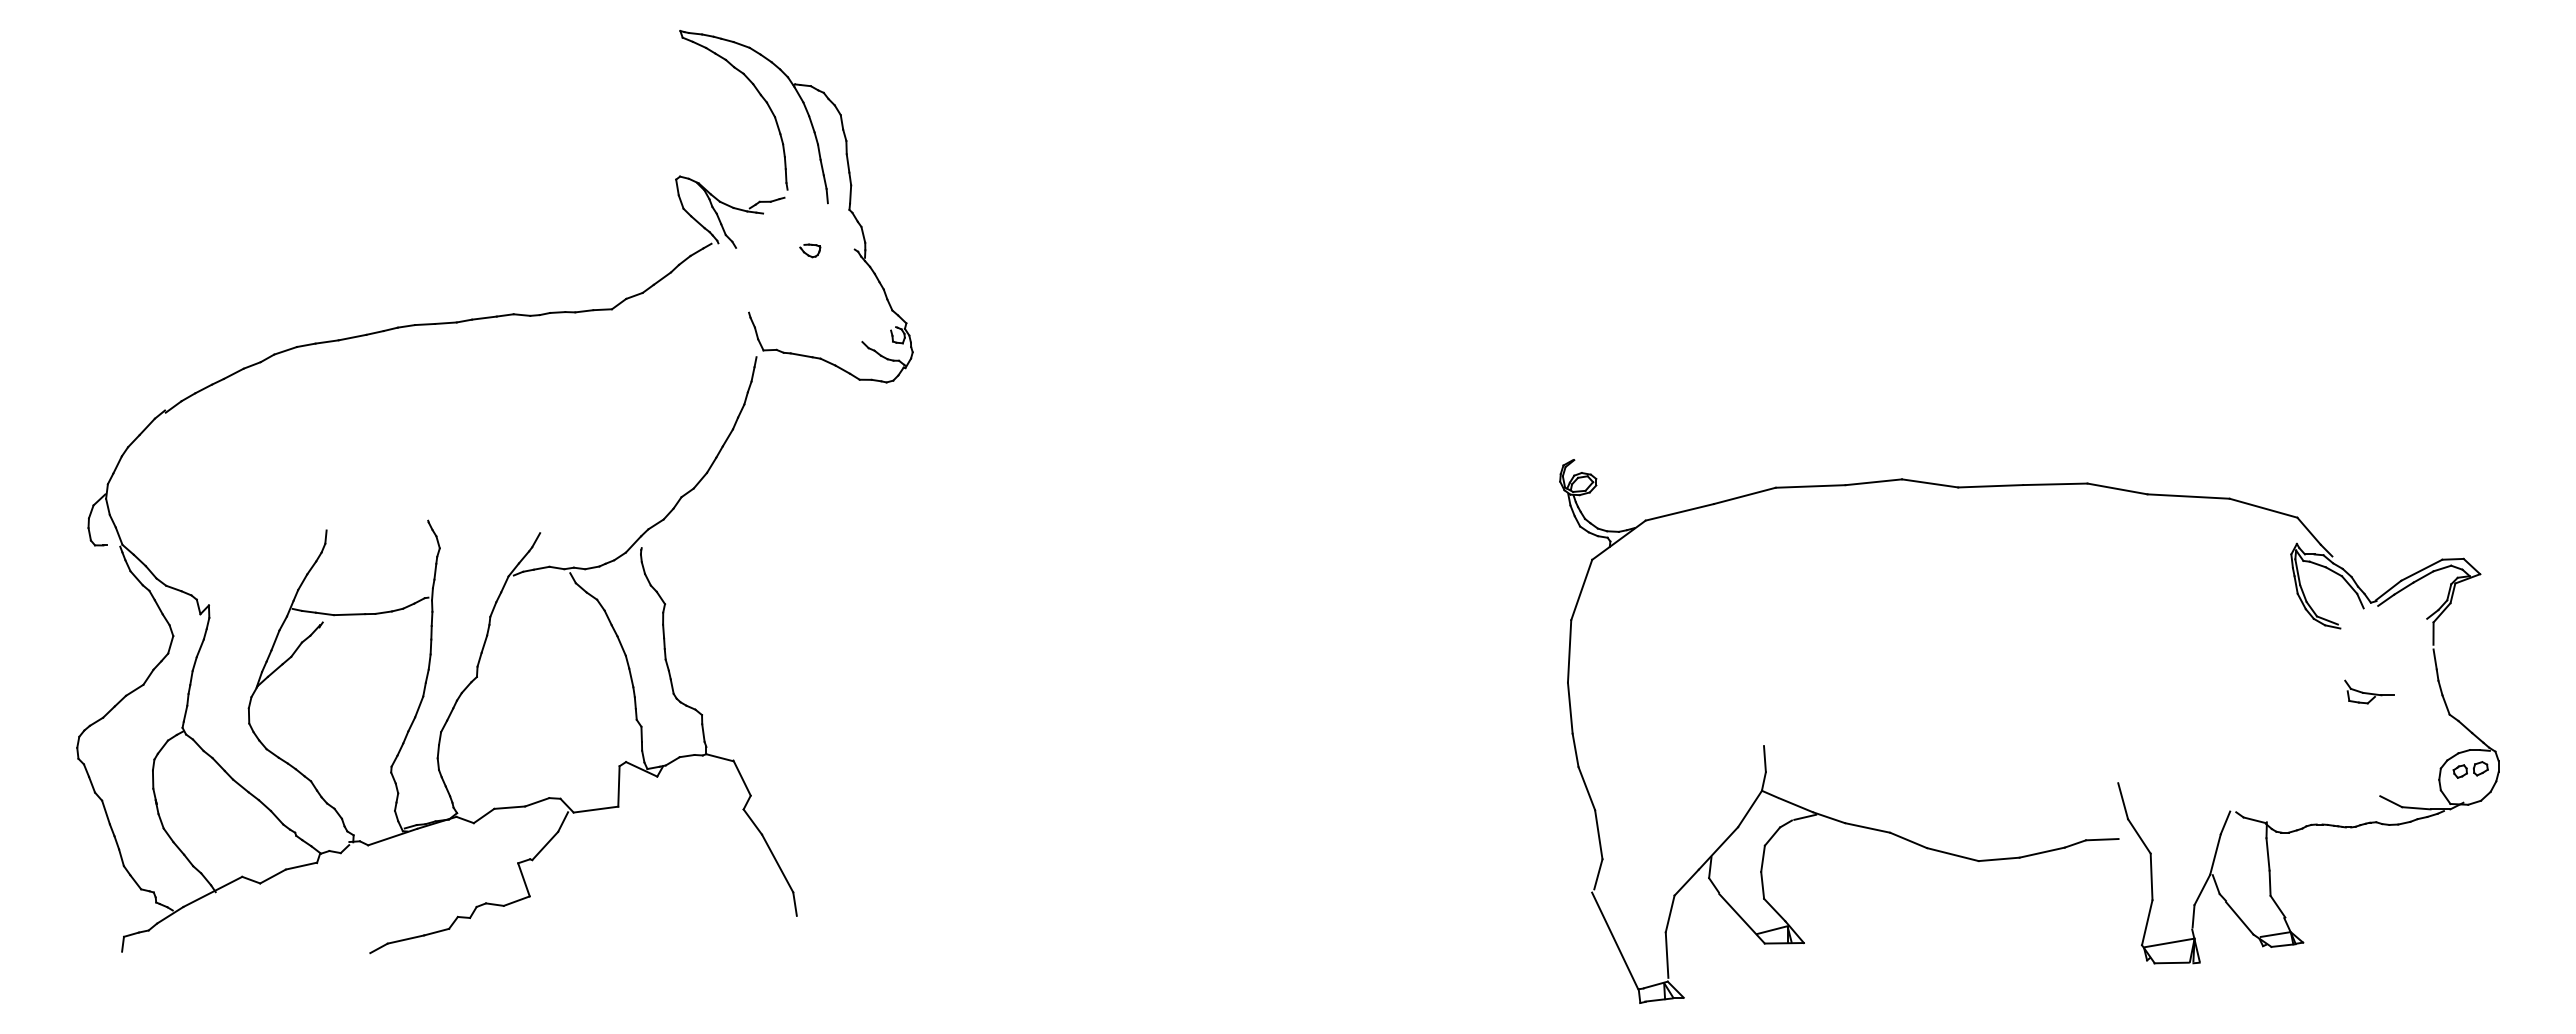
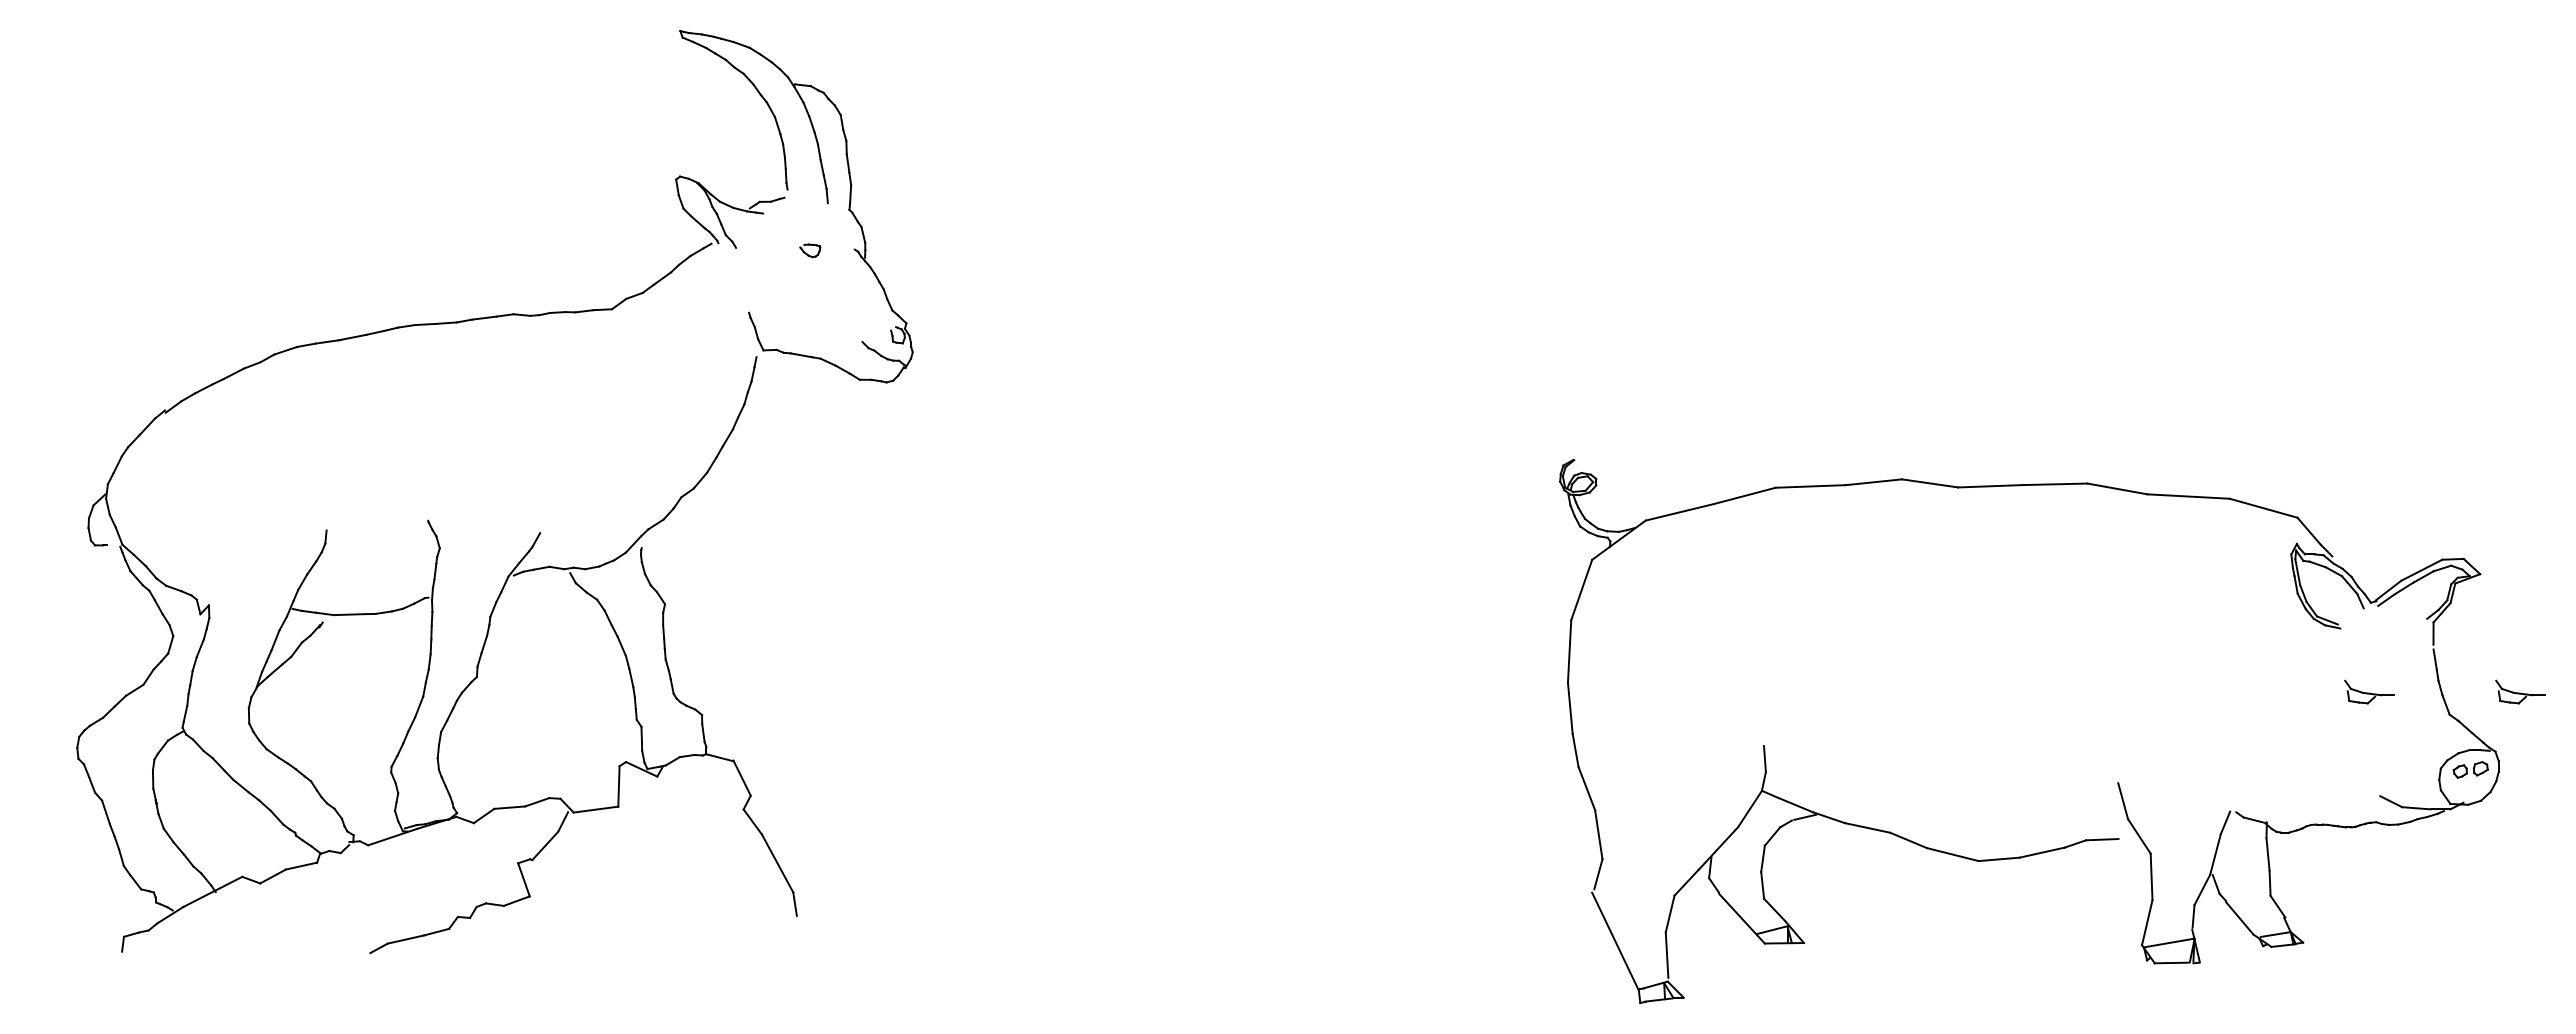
part: none -> present (2520, 691)
